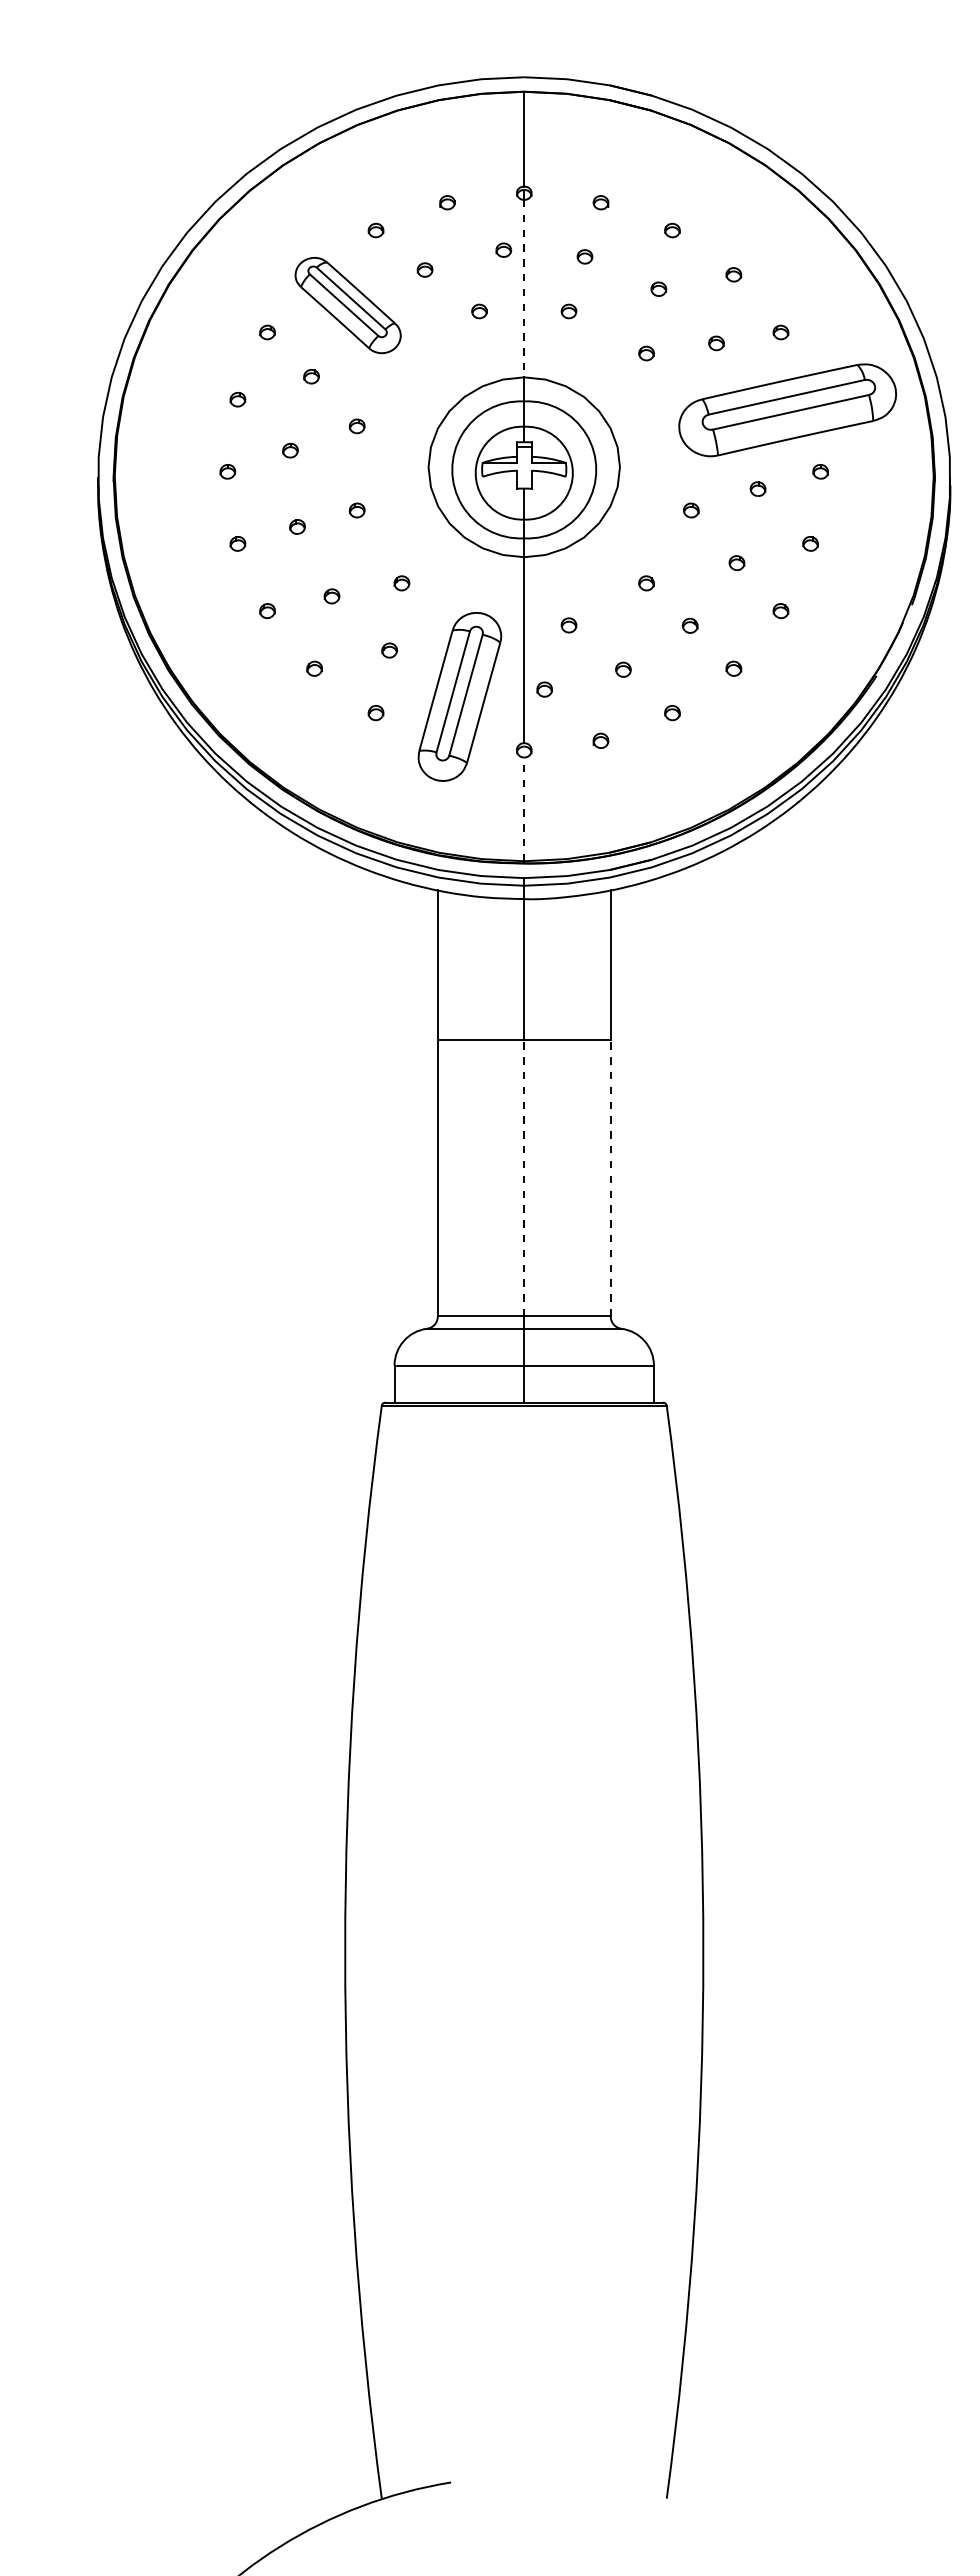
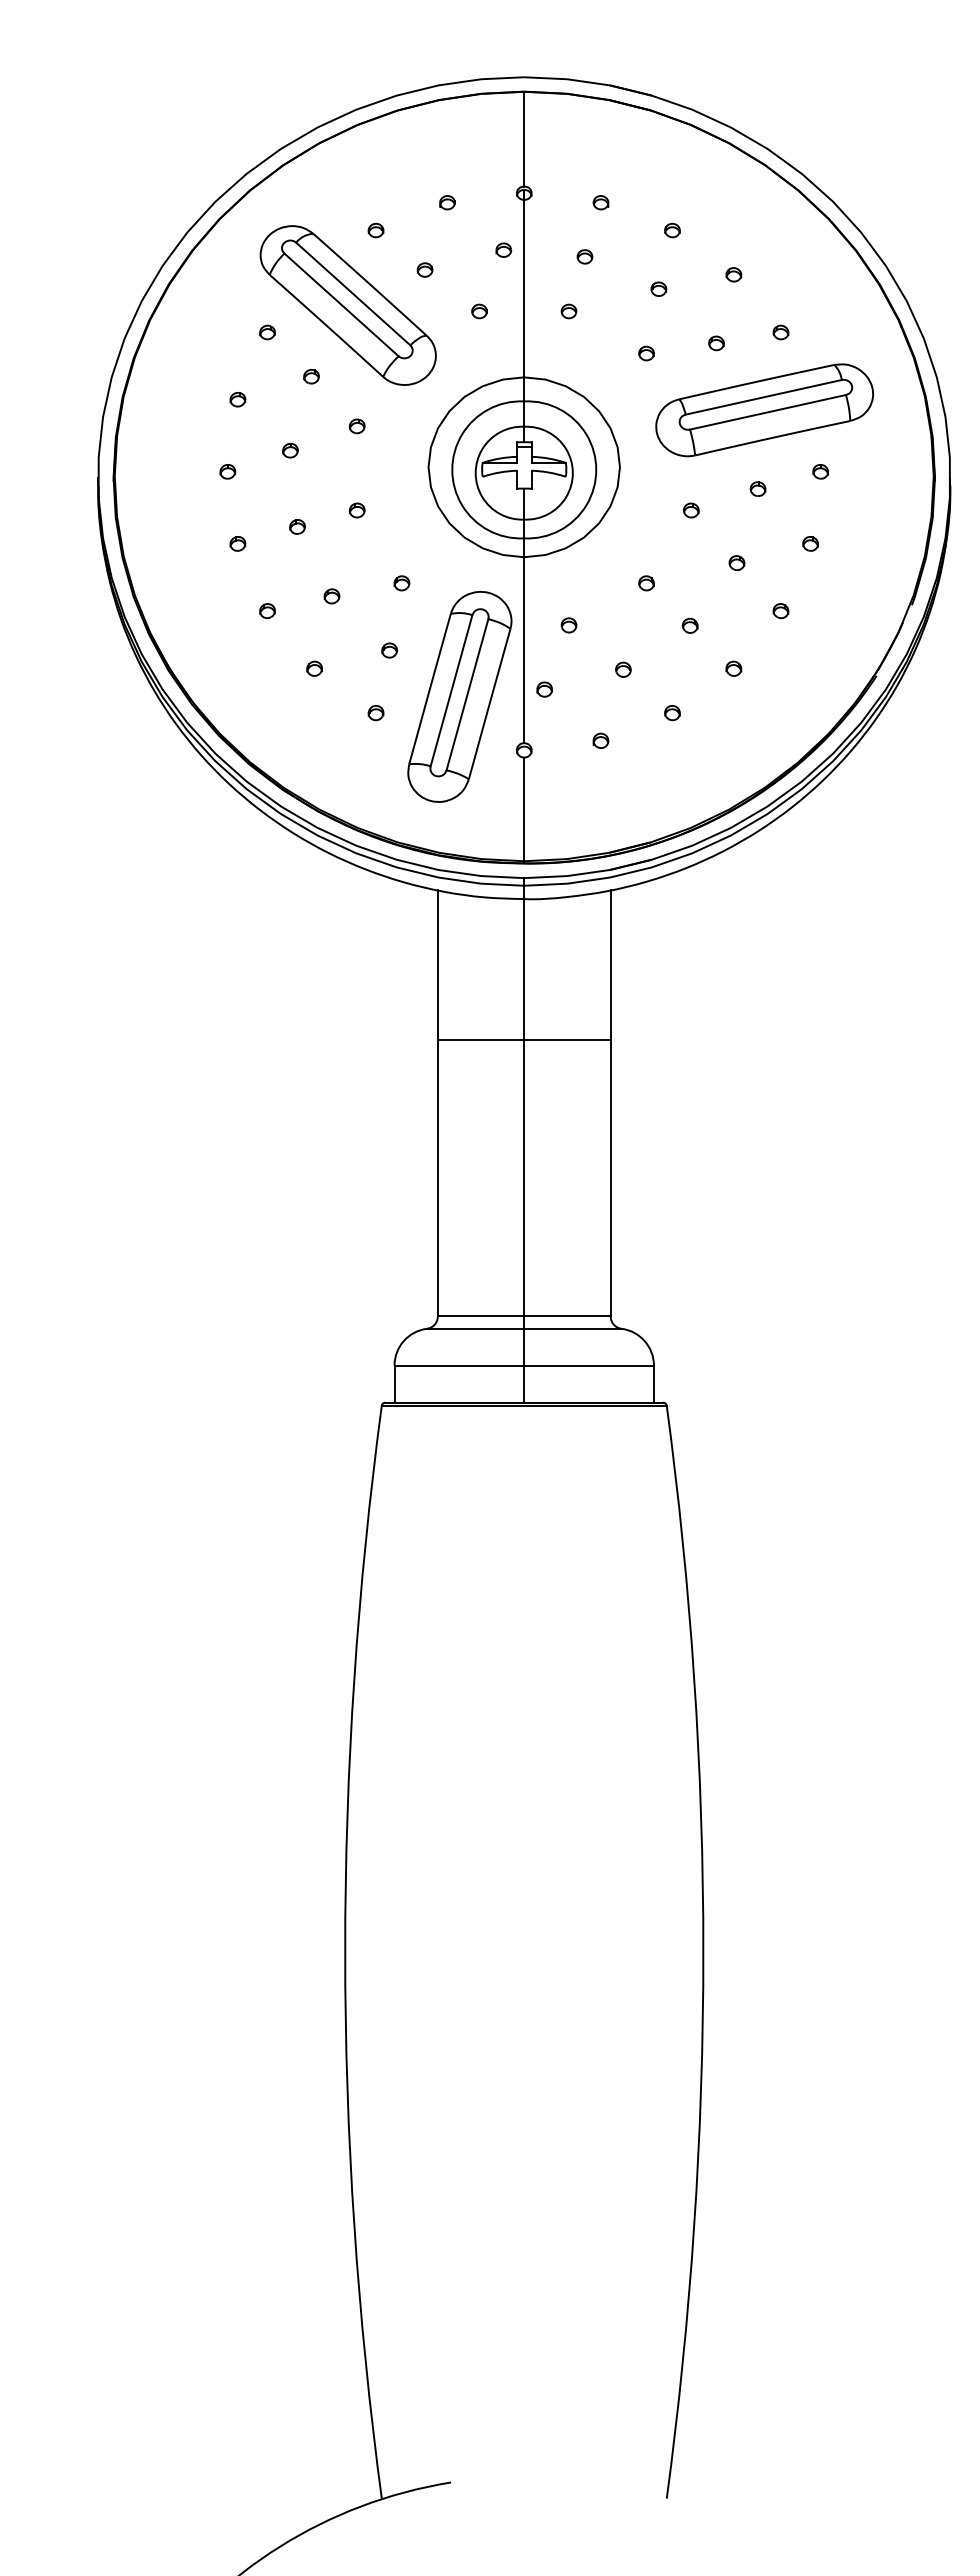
line: dashed -> solid (524, 288)
part size: 108x98 px -> 178x161 px (347, 305)
part position: (787, 410) -> (764, 410) (764, 410)
part size: 86x170 px -> 106x212 px (459, 696)
line: dashed -> solid (524, 809)
line: dashed -> solid (524, 1177)
line: dashed -> solid (610, 1177)
